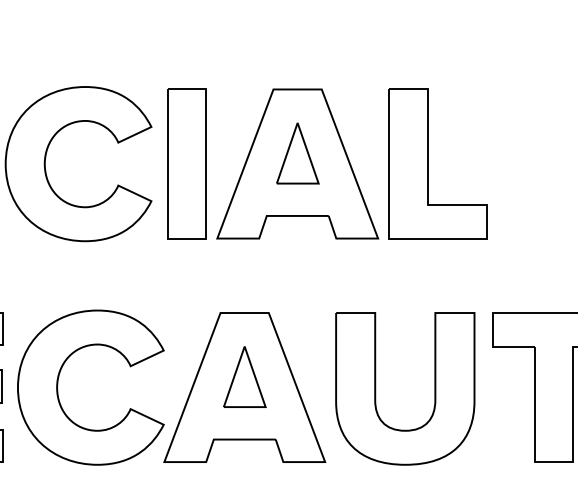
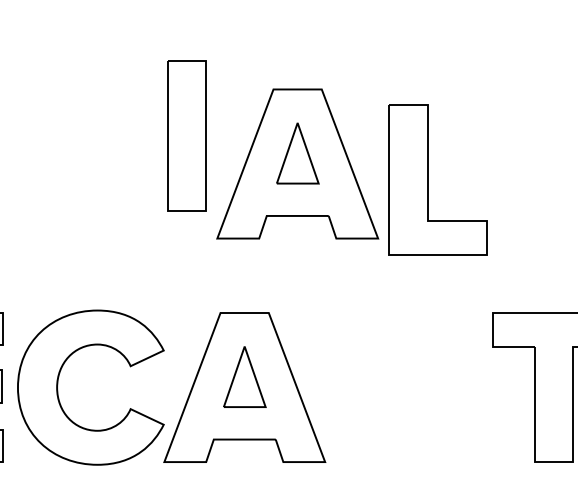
part position: (186, 163) -> (186, 135) (186, 135)
part position: (428, 163) -> (428, 179) (428, 179)
part: present -> none (46, 170)
part: present -> none (376, 388)
